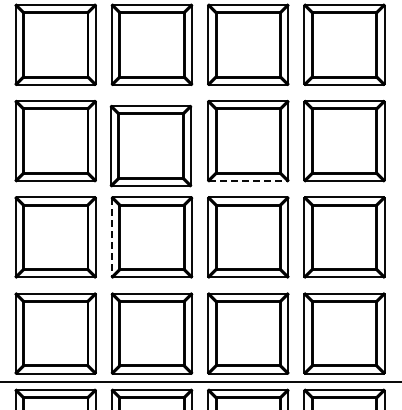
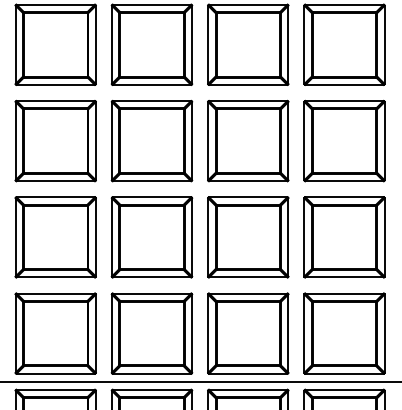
part position: (150, 145) -> (151, 140) (151, 140)
line: dashed -> solid (248, 181)
line: dashed -> solid (111, 237)
